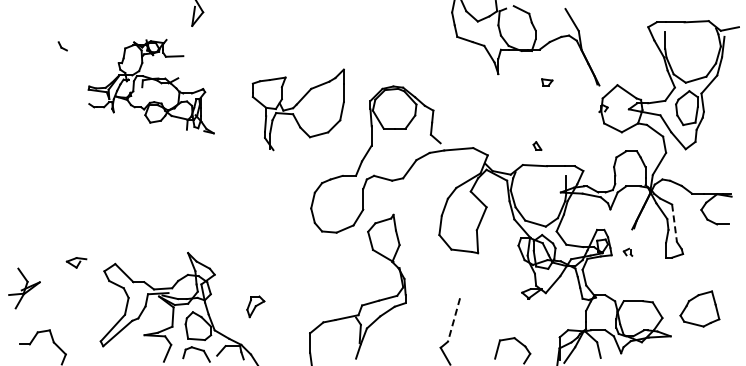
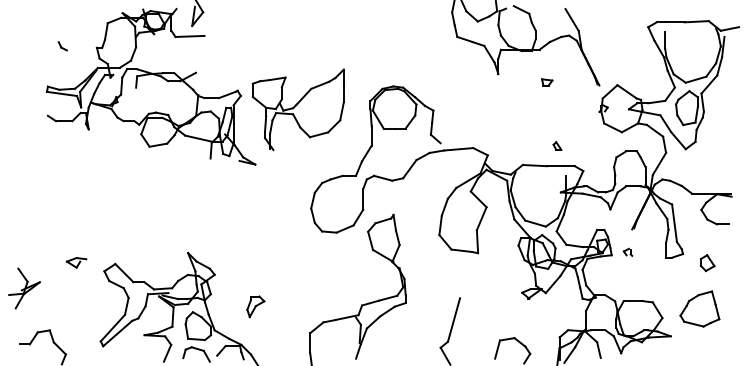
part size: 128x97 px -> 211x159 px (151, 86)
part position: (537, 145) -> (557, 145) (557, 145)
line: dashed -> solid (674, 223)
part: none -> present (707, 263)
line: dashed -> solid (454, 320)
